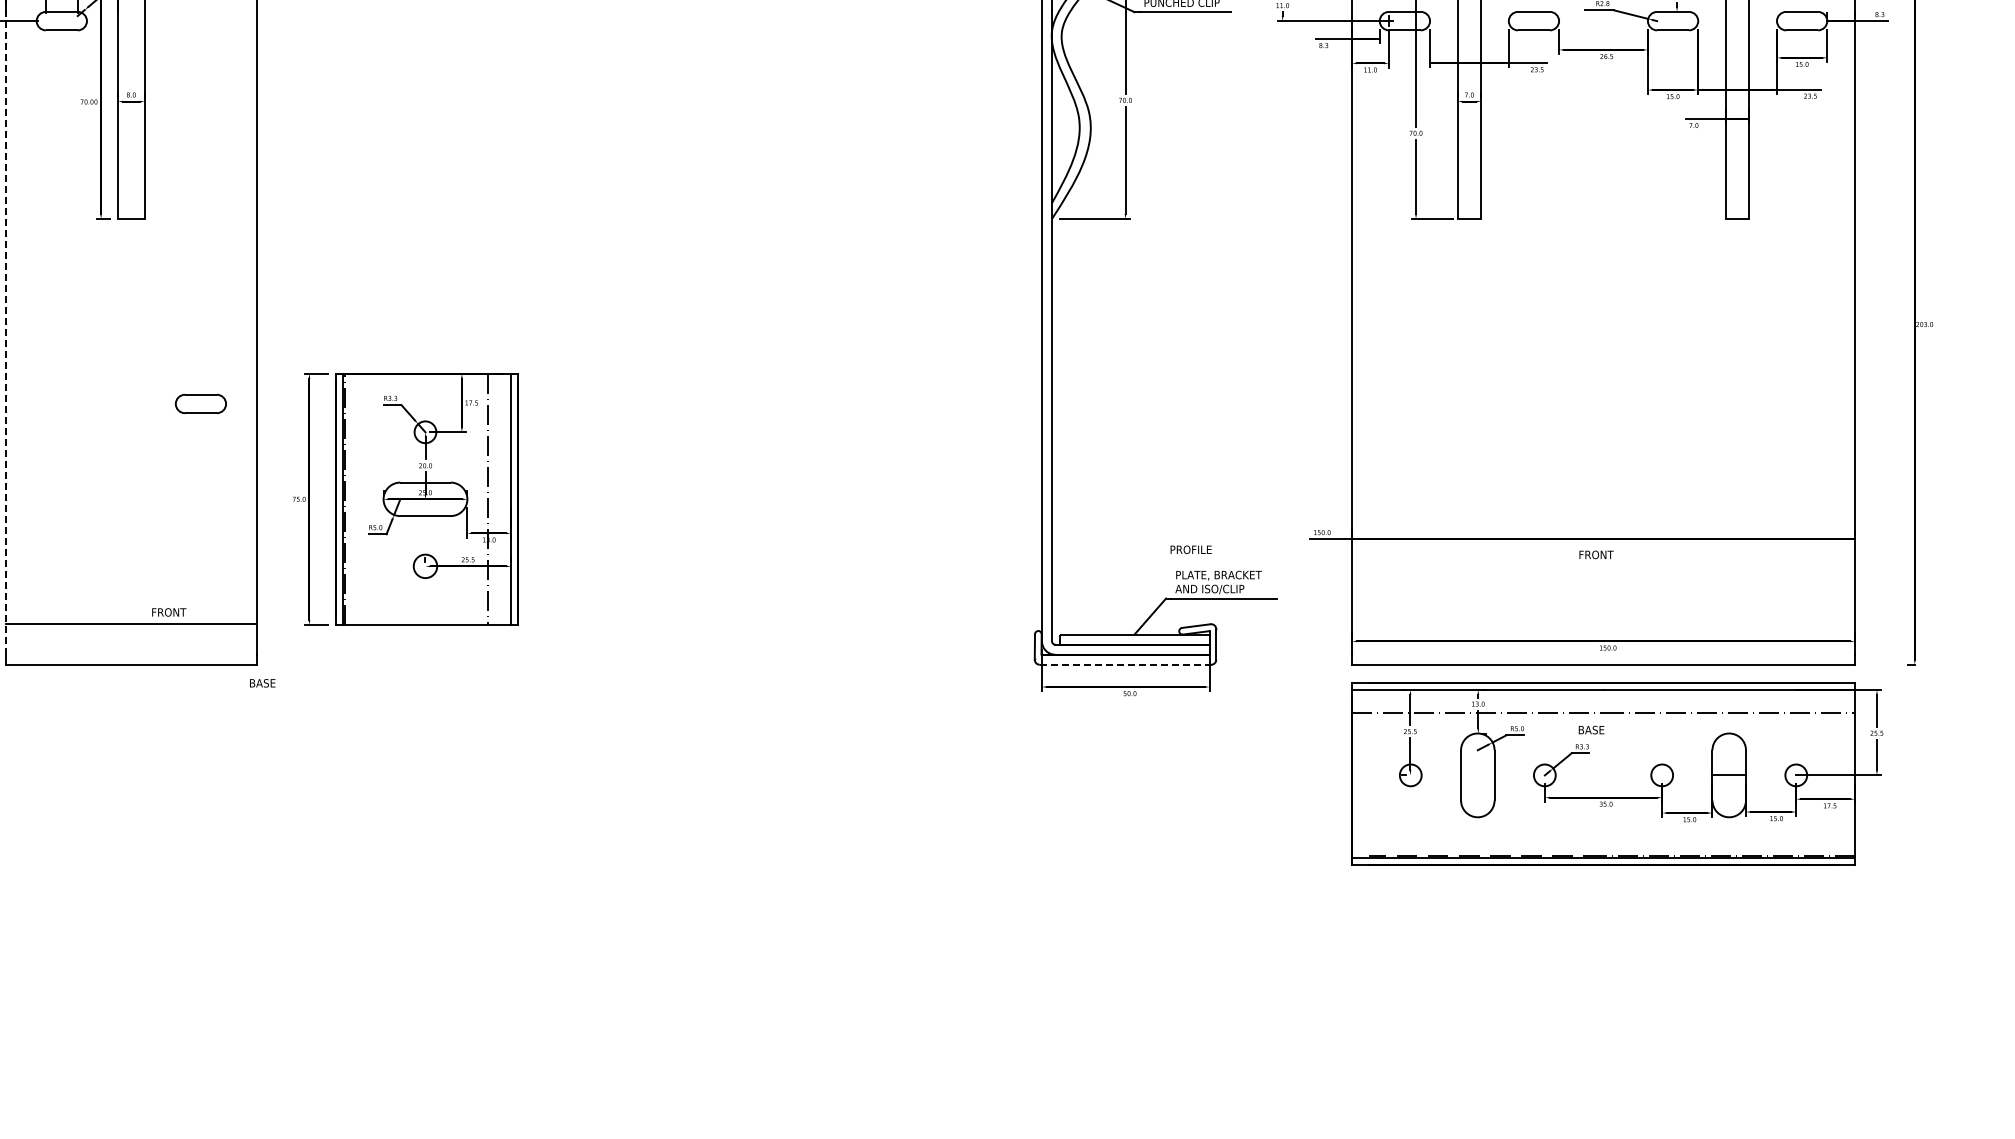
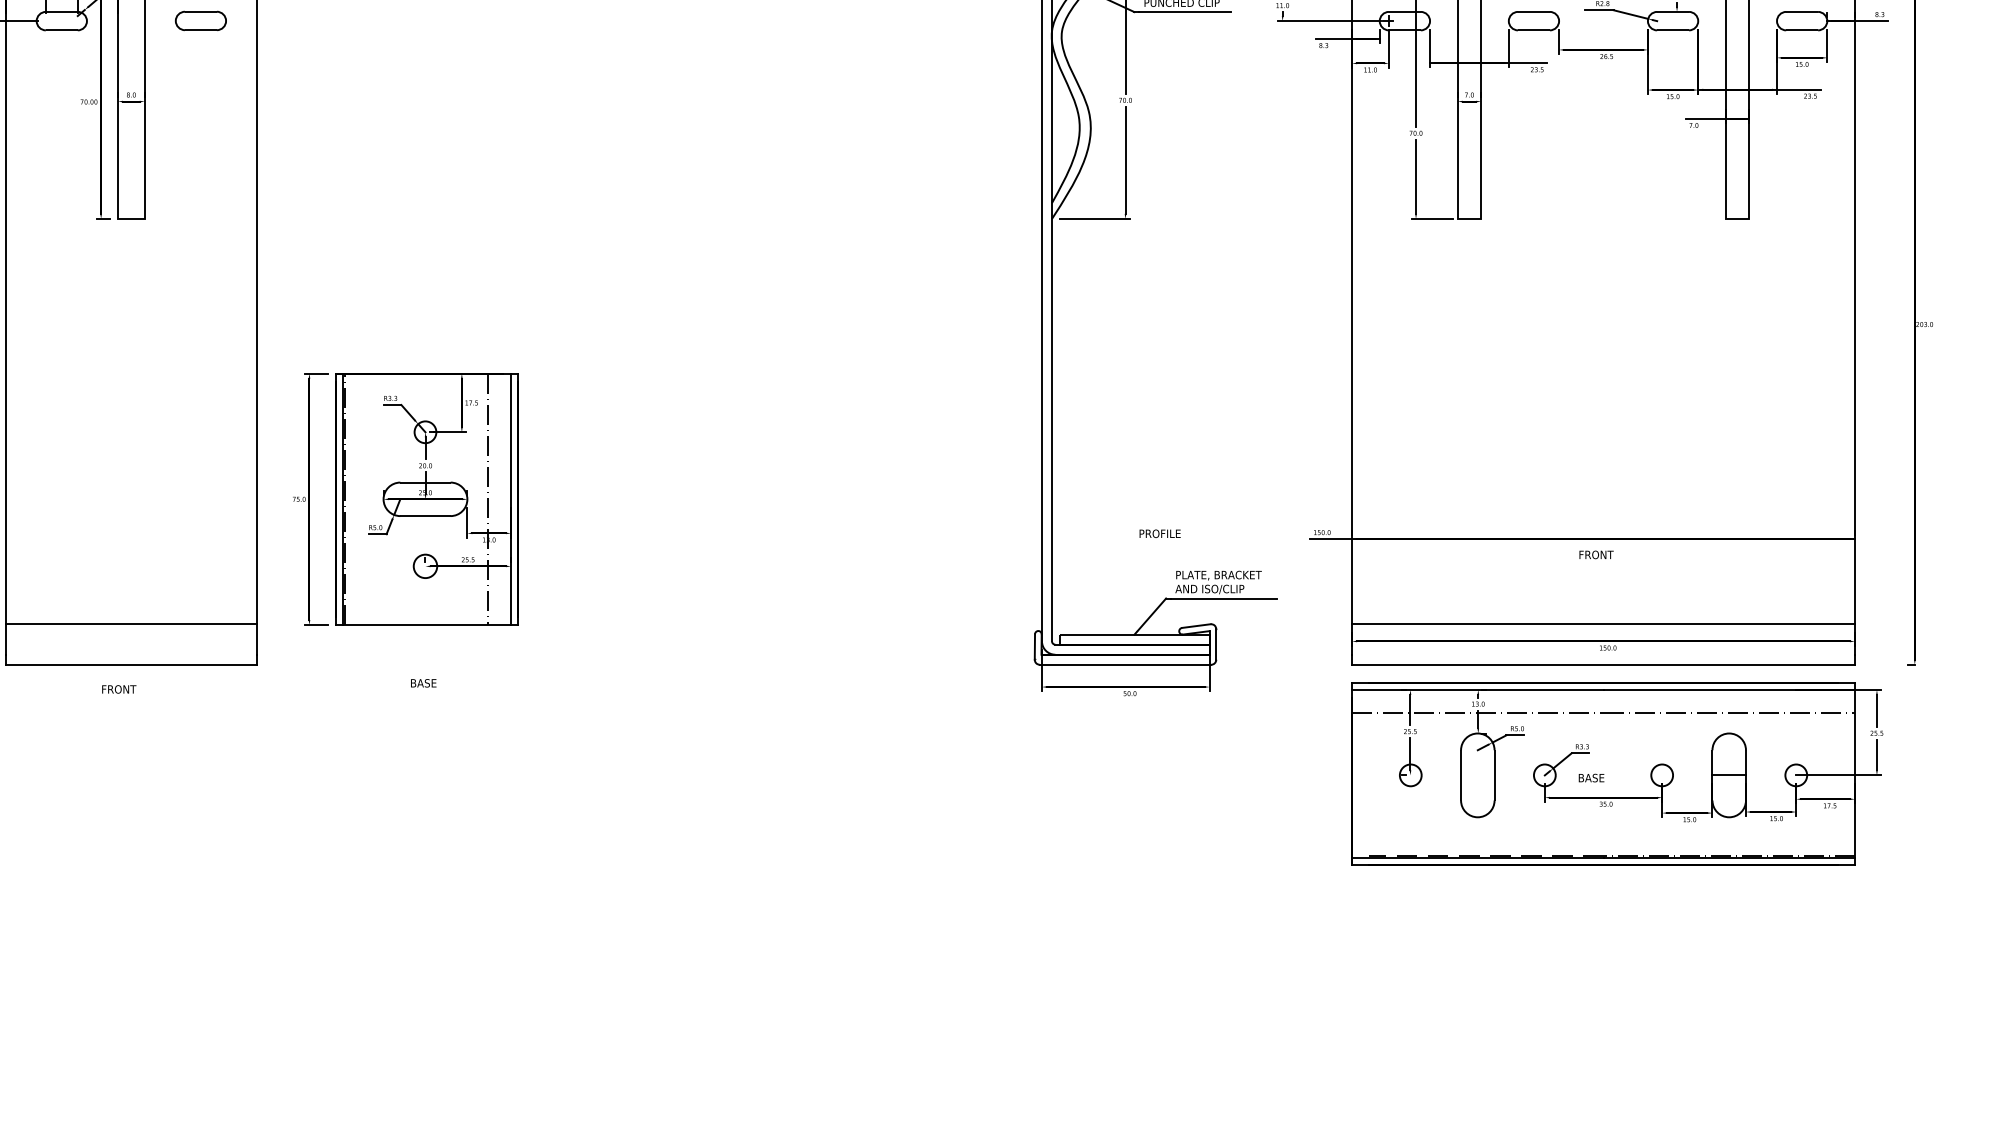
line: dashed -> solid (5, 326)
part position: (200, 403) -> (200, 20) (200, 20)
text position: (1190, 549) -> (1159, 533) (1159, 533)
text position: (169, 612) -> (119, 689) (119, 689)
line: none -> present (1603, 624)
line: dashed -> solid (1124, 664)
text position: (262, 683) -> (423, 683) (423, 683)
text position: (1591, 729) -> (1591, 777) (1591, 777)
